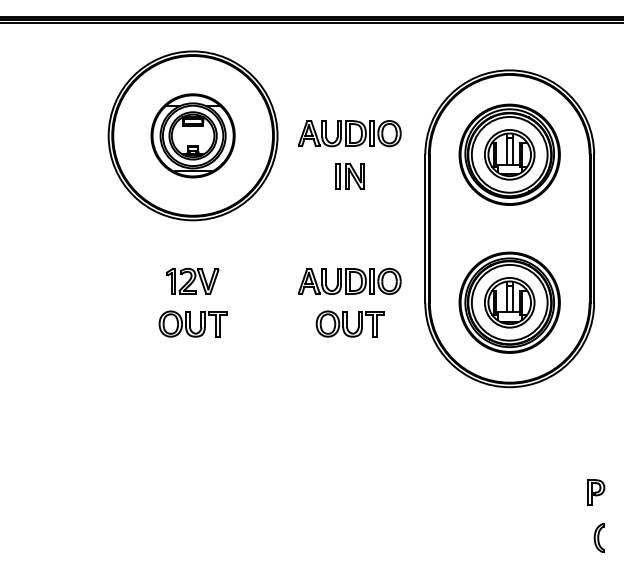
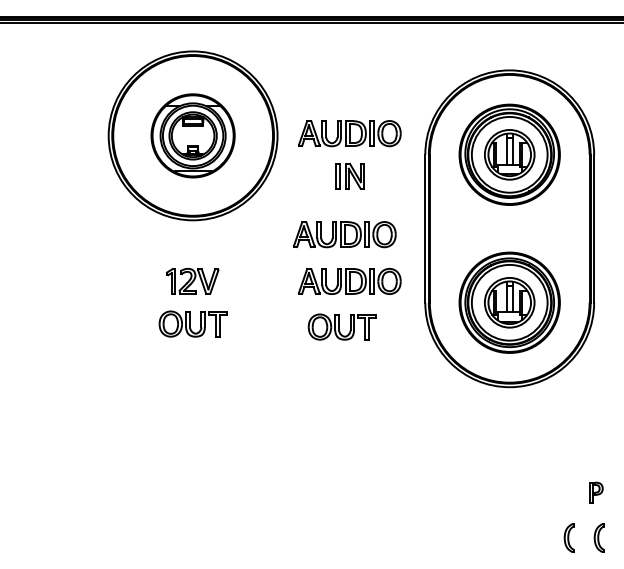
part: none -> present (344, 234)
part position: (349, 323) -> (341, 326) (341, 326)
part size: 19x27 px -> 15x23 px (596, 492)
part: none -> present (568, 537)
